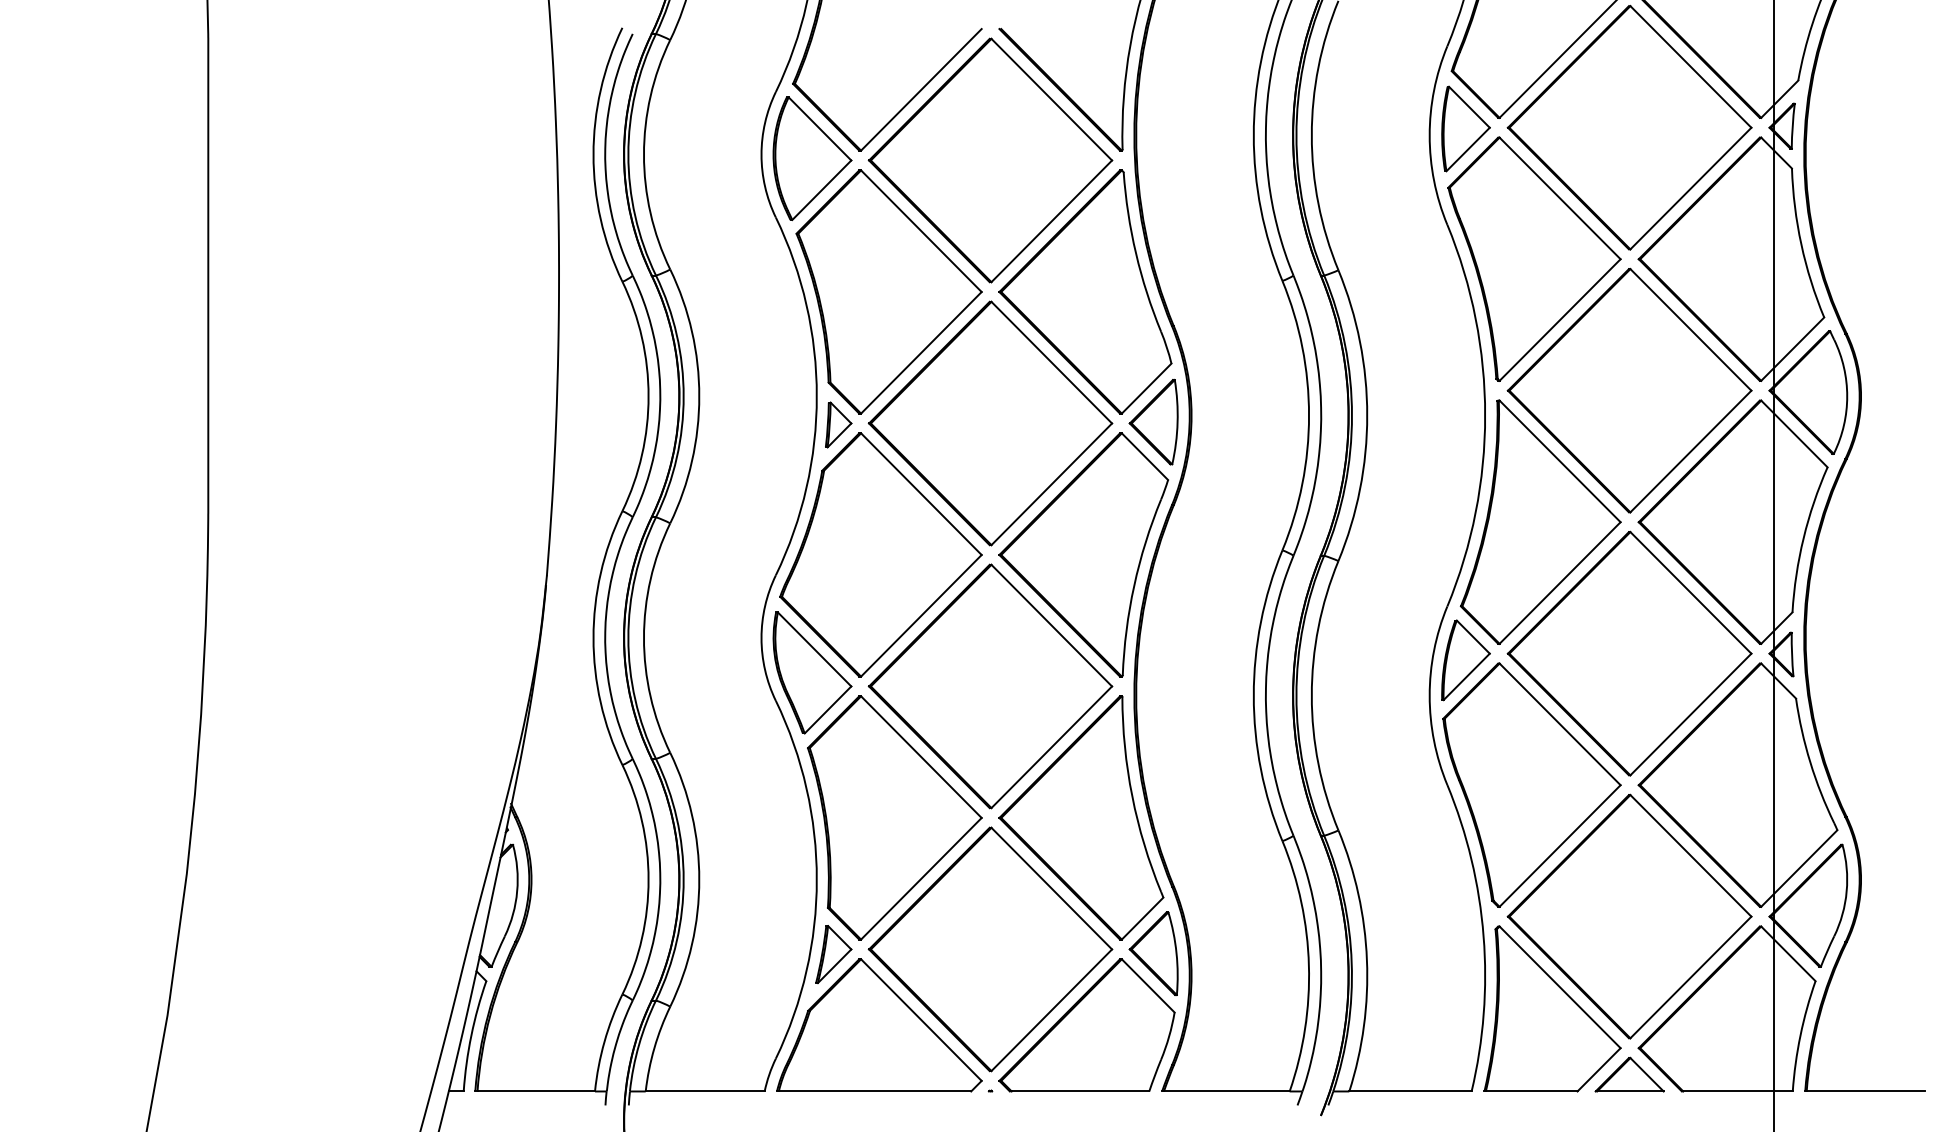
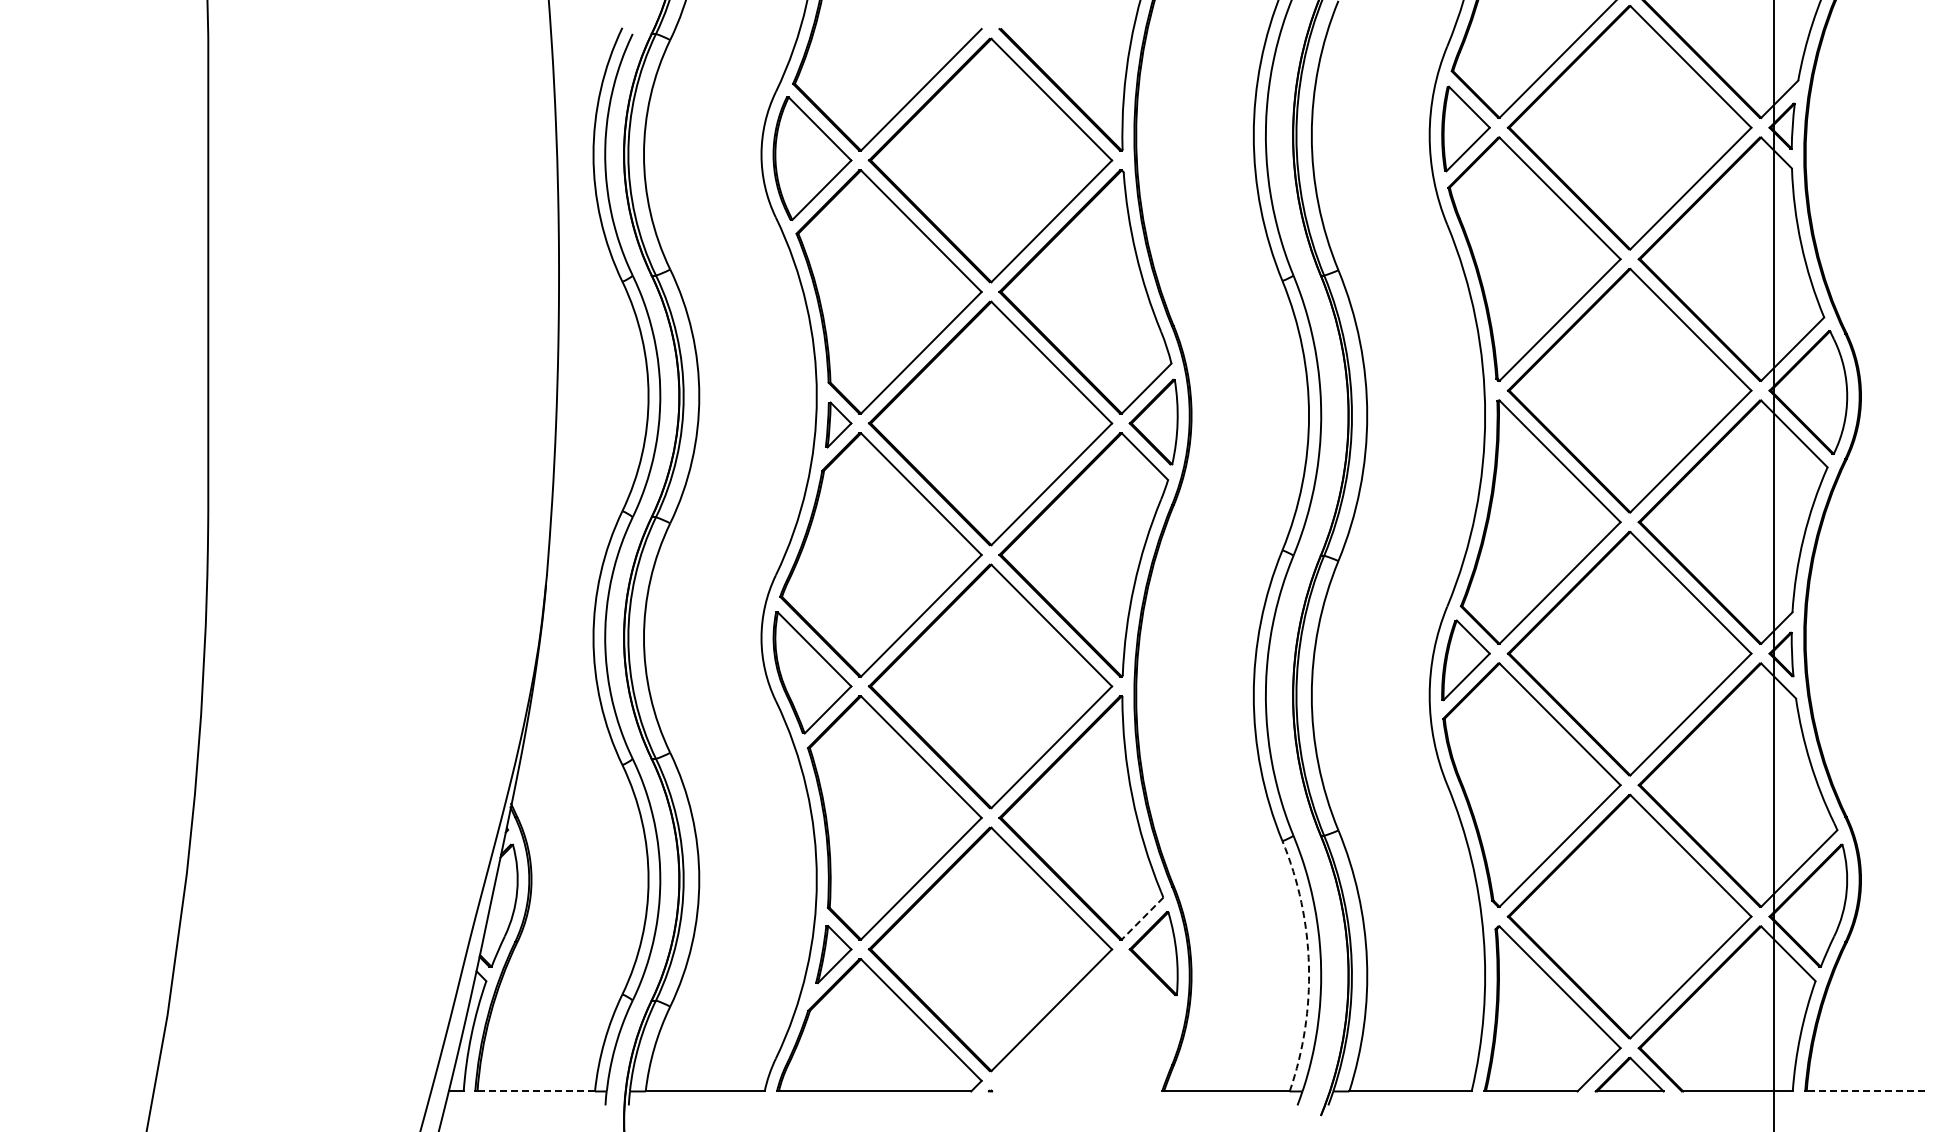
line: solid -> dashed (1142, 918)
arc: solid -> dashed (1308, 965)
part: present -> none (1086, 1025)
line: solid -> dashed (536, 1091)
line: solid -> dashed (1865, 1091)
